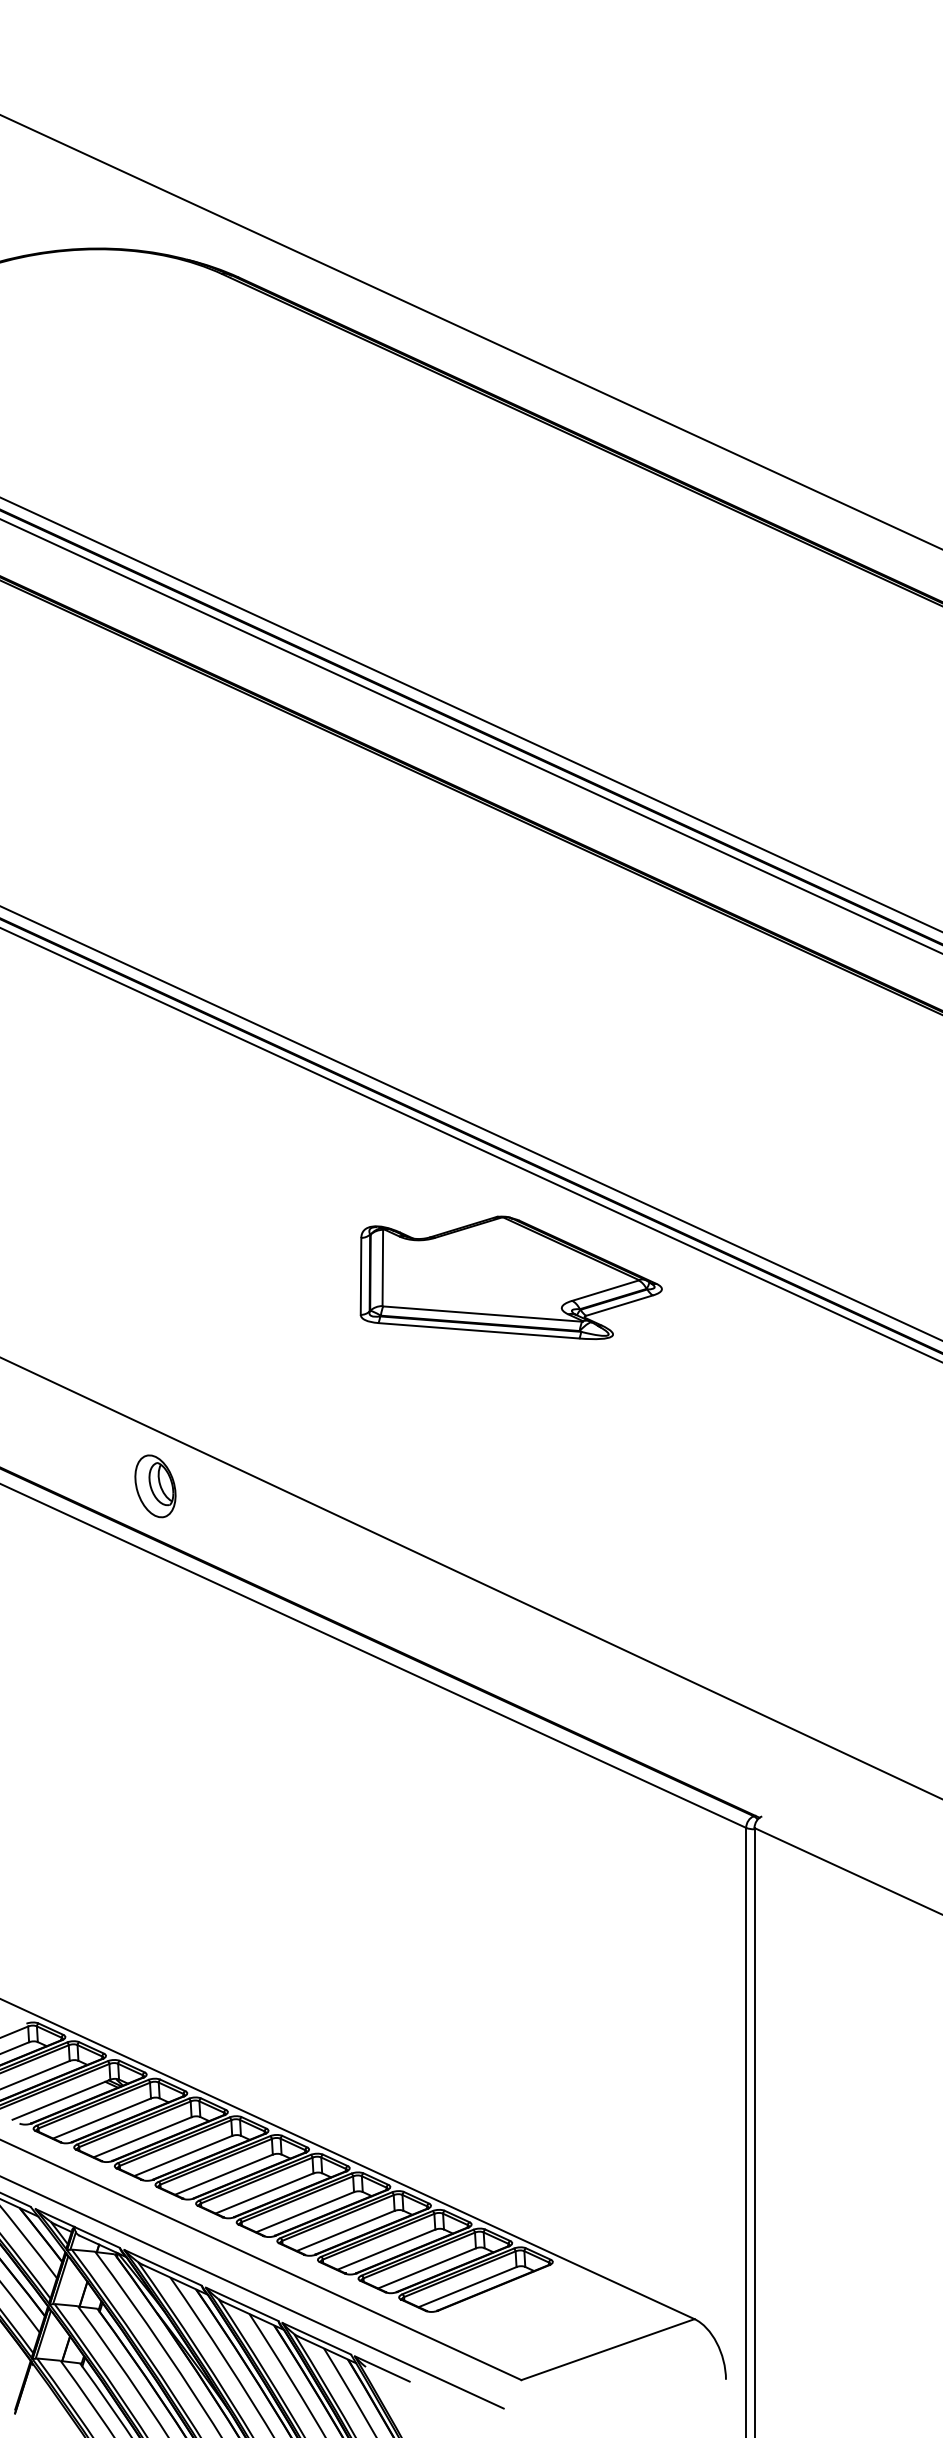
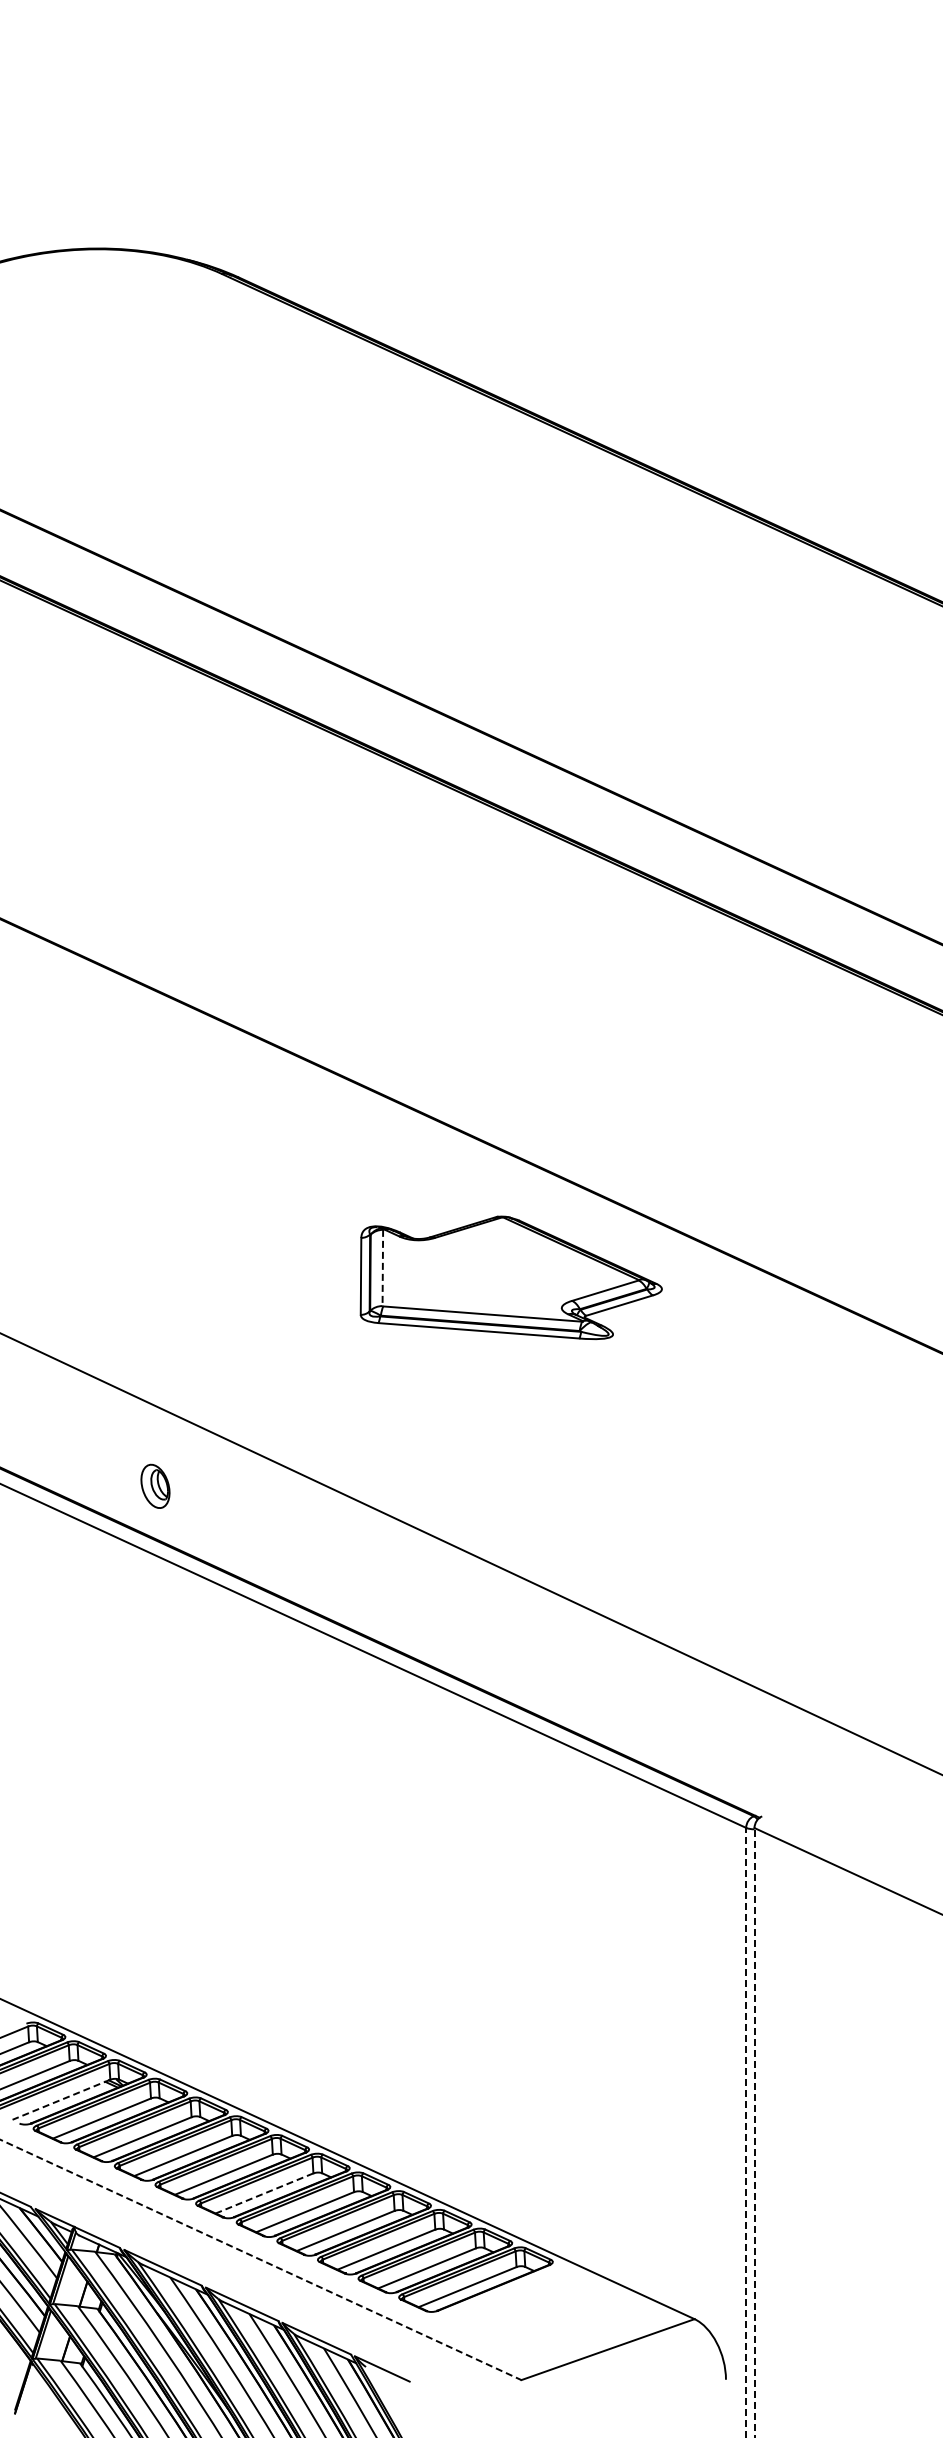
line: present -> none (470, 331)
line: present -> none (470, 714)
line: present -> none (470, 736)
line: present -> none (470, 1123)
line: present -> none (470, 1145)
line: solid -> dashed (382, 1268)
part size: 43x65 px -> 31x46 px (155, 1485)
line position: (470, 1577) -> (470, 1553) (470, 1553)
line: solid -> dashed (61, 2099)
line: solid -> dashed (746, 2132)
line: solid -> dashed (754, 2133)
line: solid -> dashed (264, 2193)
line: solid -> dashed (260, 2259)
line: present -> none (252, 2292)
